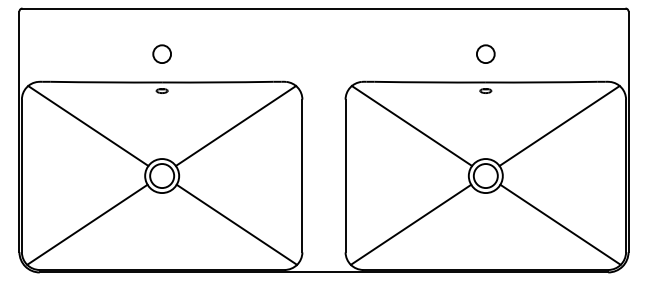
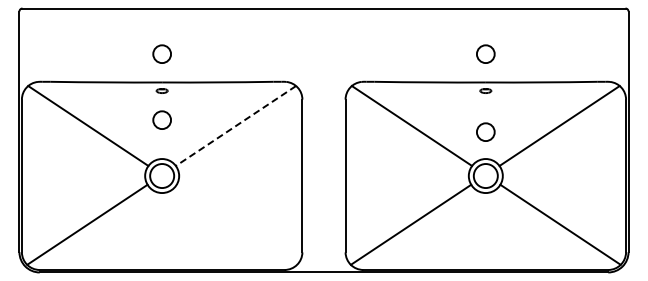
circle: none -> present (161, 119)
line: solid -> dashed (235, 126)
circle: none -> present (485, 131)
line: present -> none (236, 224)
